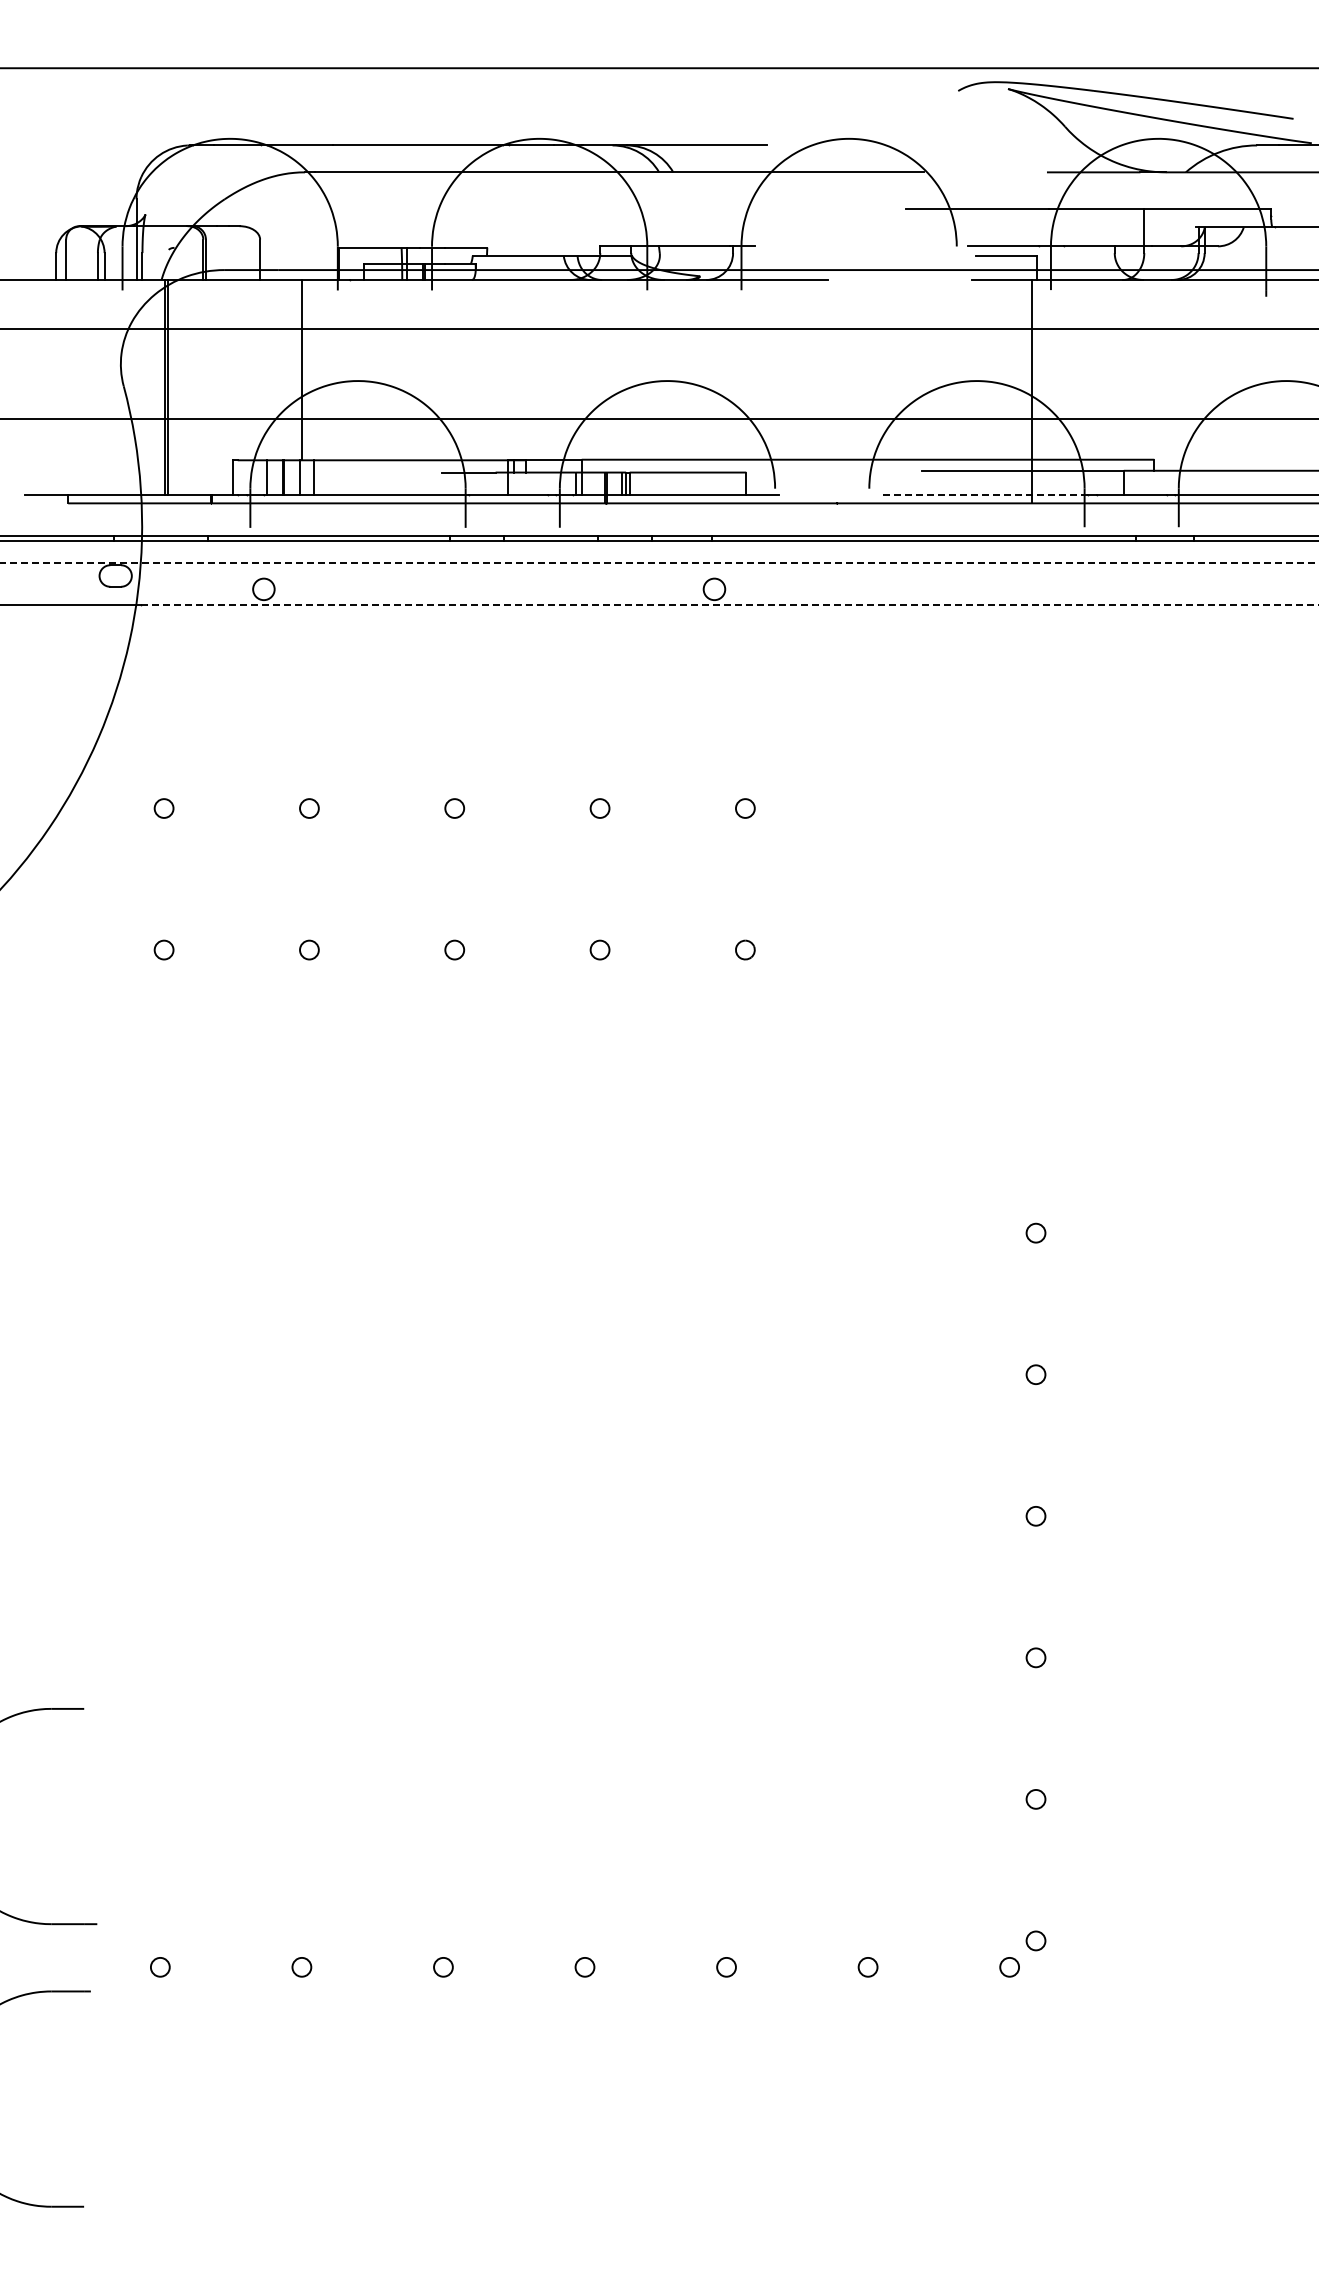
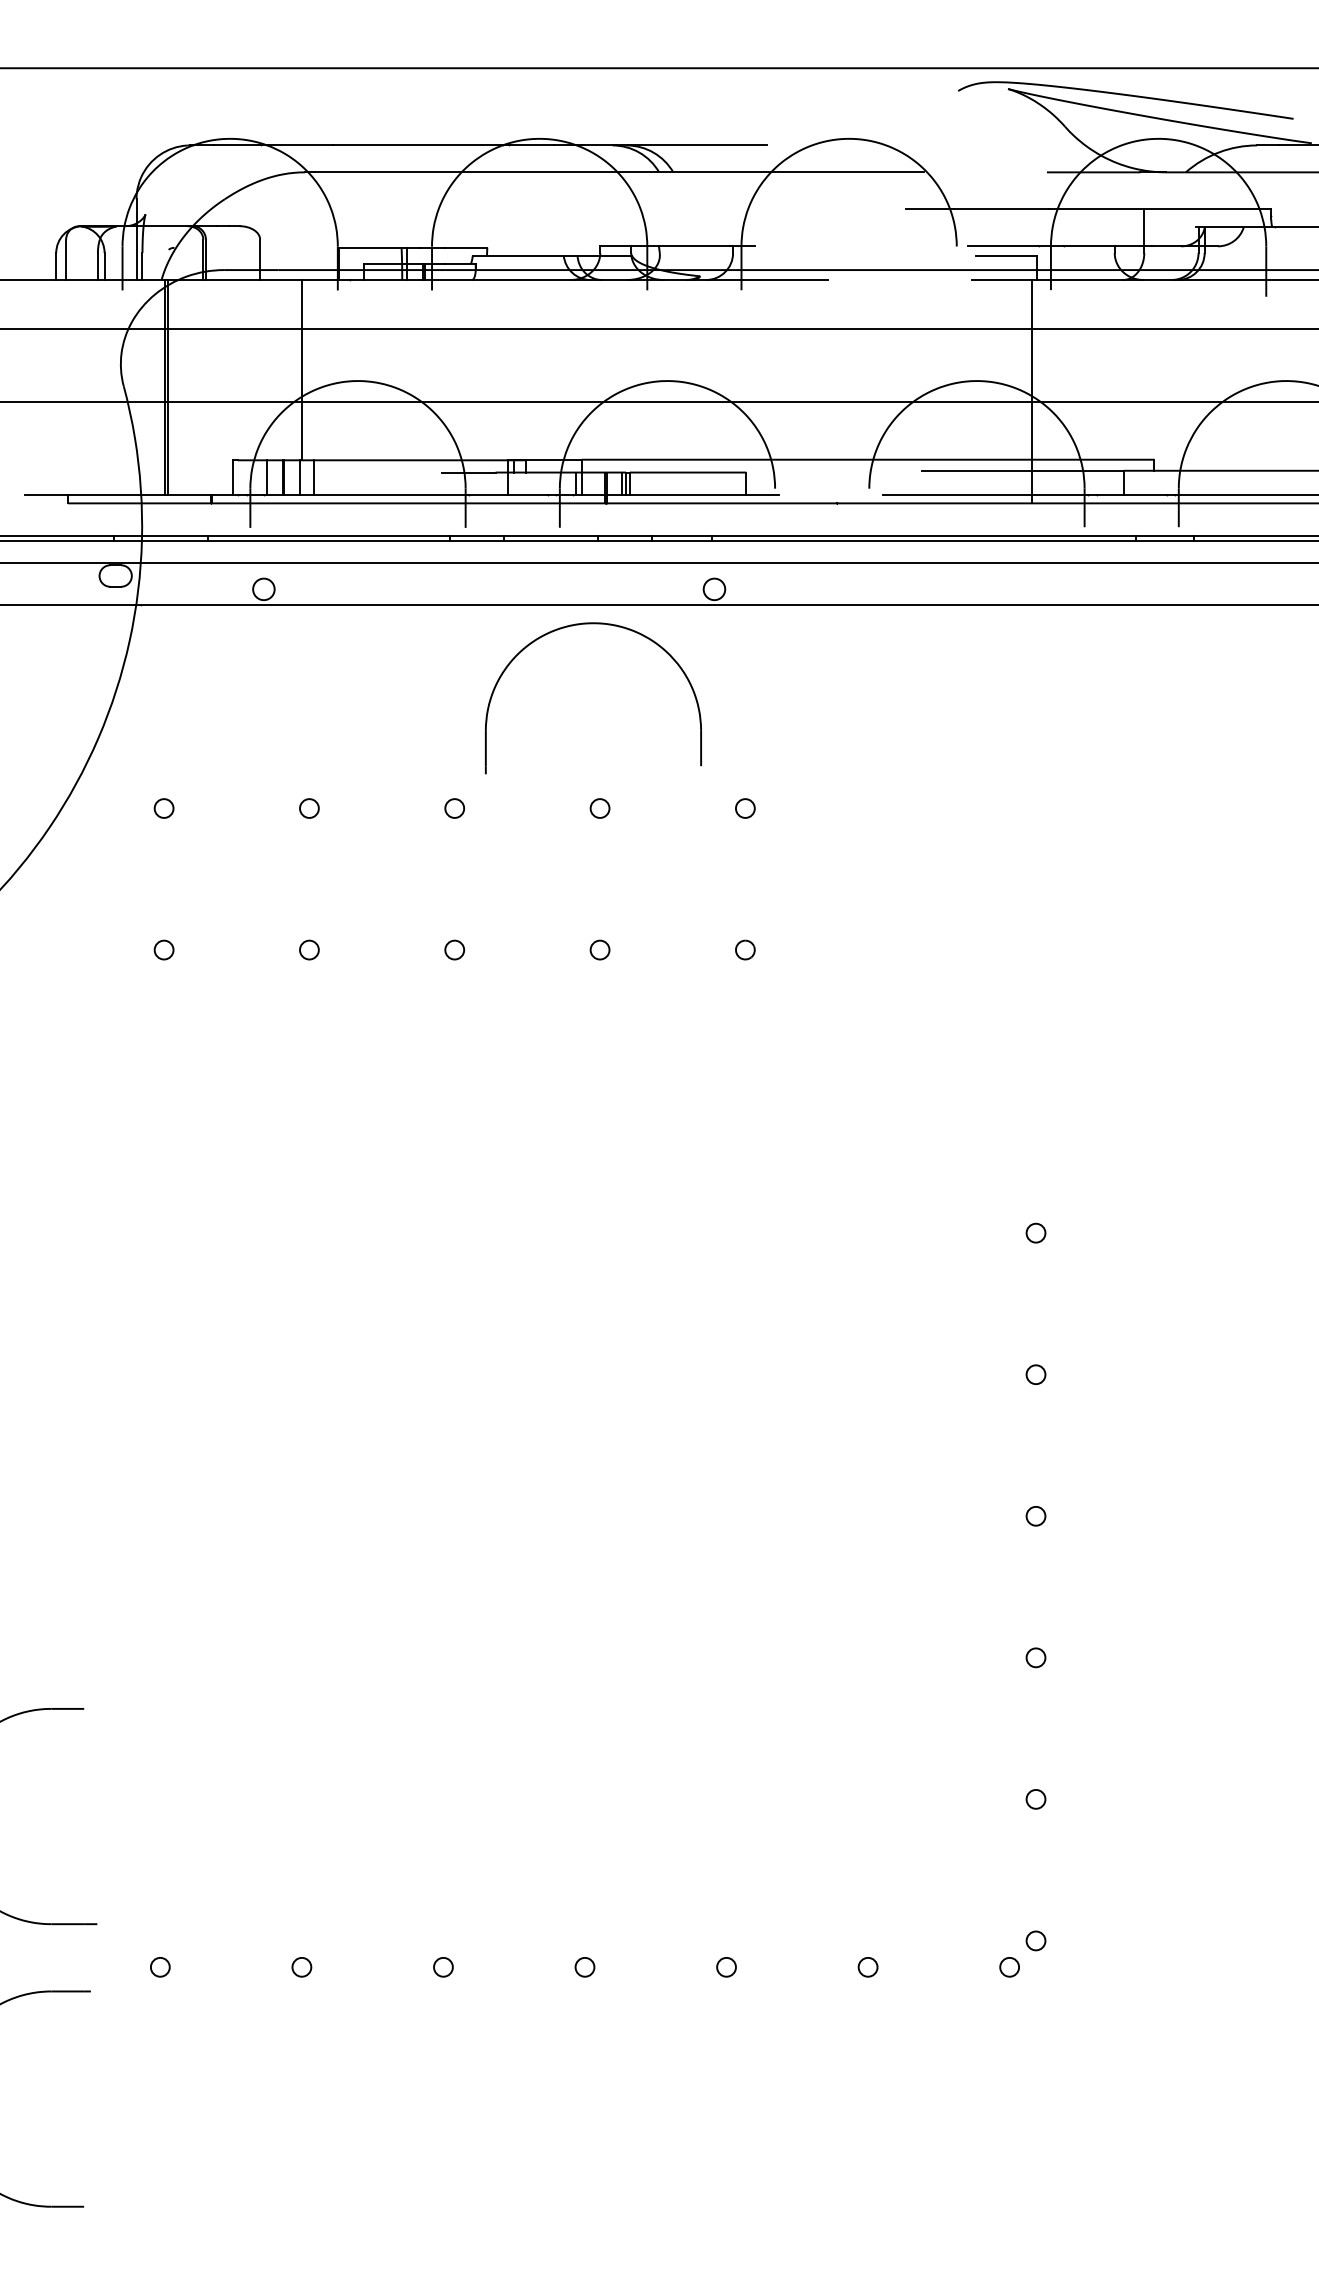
line position: (658, 418) -> (658, 401) (658, 401)
line: dashed -> solid (985, 495)
line: dashed -> solid (659, 562)
line: dashed -> solid (730, 604)
part: none -> present (593, 624)
